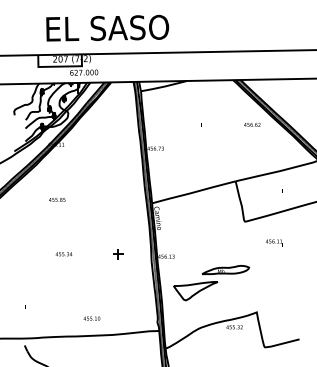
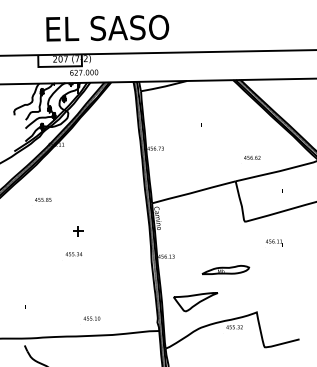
text position: (252, 124) -> (252, 157) (252, 157)
text position: (57, 199) -> (43, 199) (43, 199)
text position: (63, 254) -> (73, 254) (73, 254)
part position: (118, 254) -> (78, 231) (78, 231)
part position: (195, 291) -> (195, 302) (195, 302)
